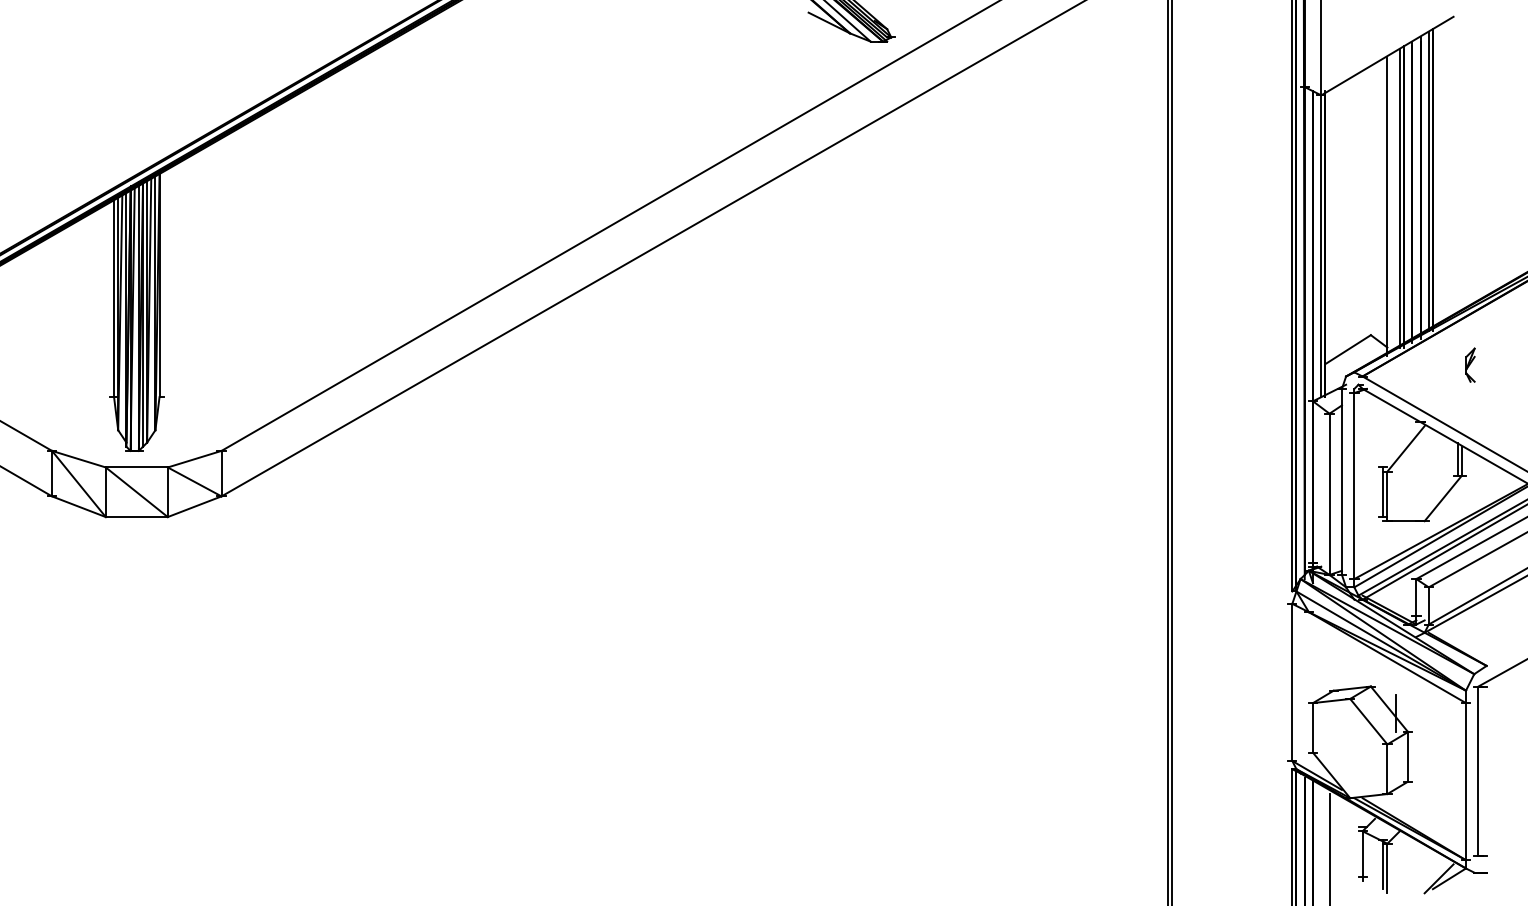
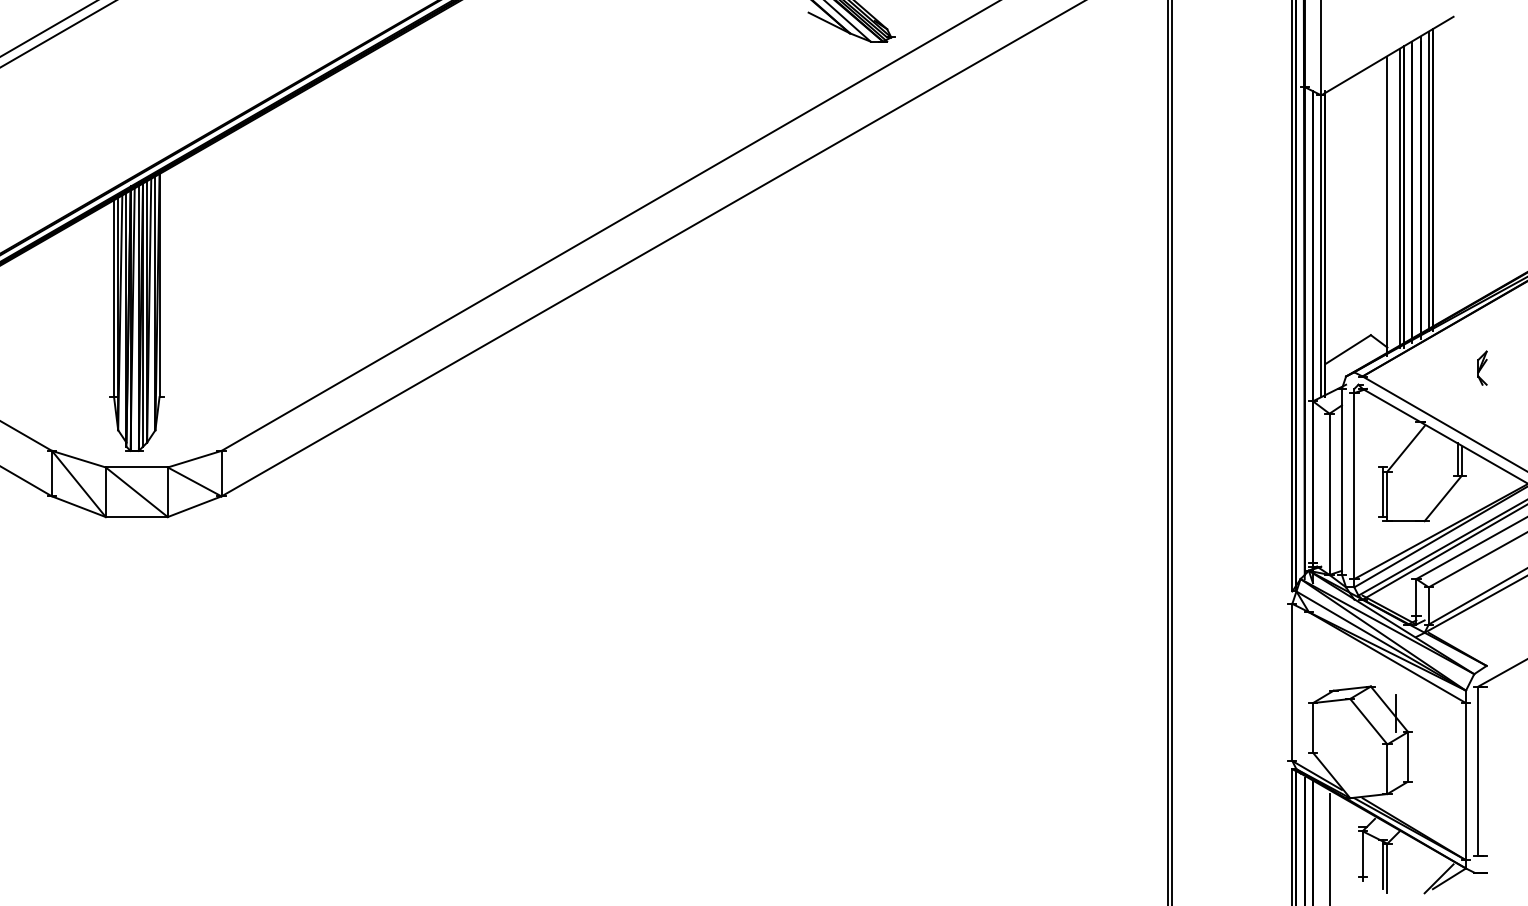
line: none -> present (48, 28)
line: none -> present (57, 34)
part position: (1470, 364) -> (1482, 367) (1482, 367)
